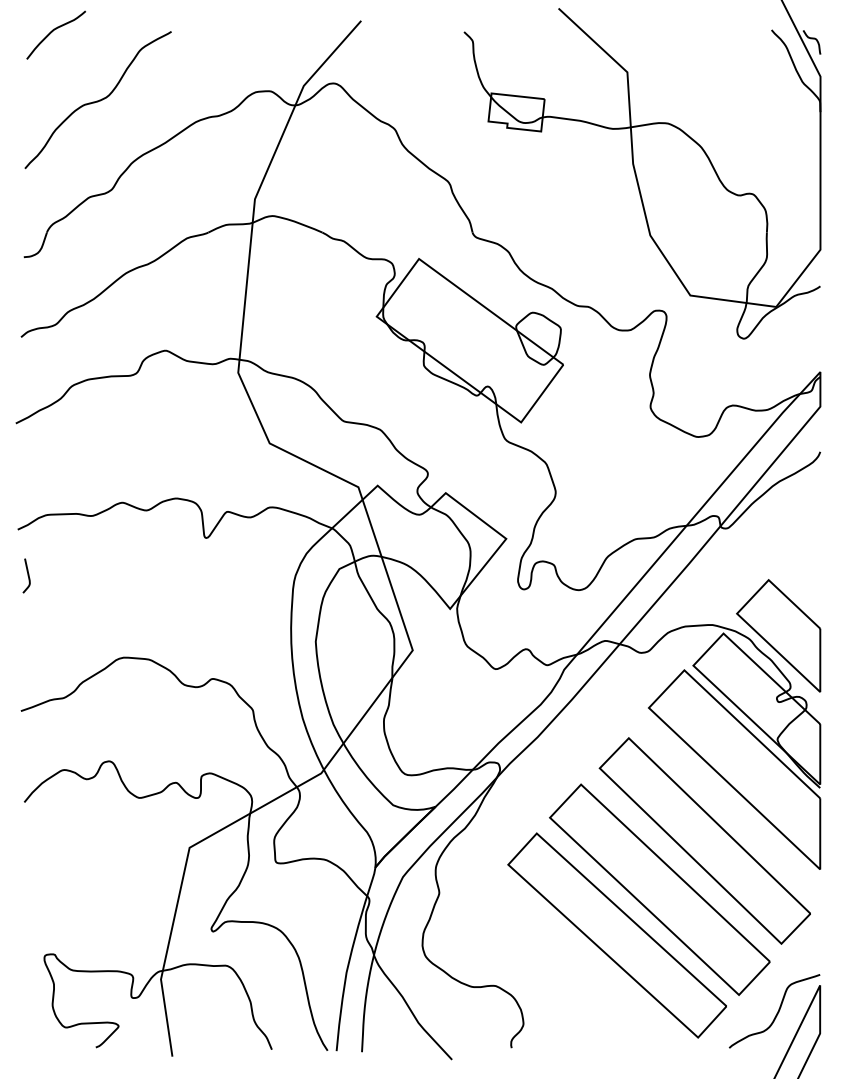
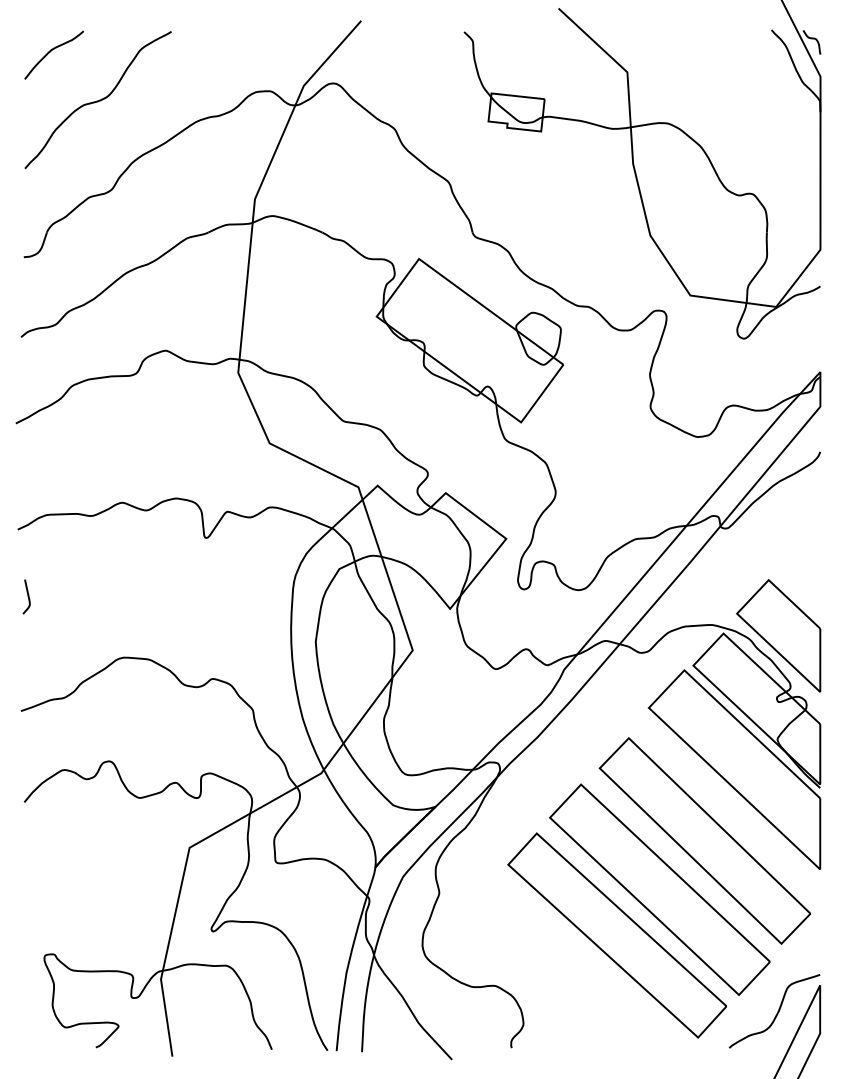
curve position: (53, 31) -> (51, 51) (51, 51)
curve position: (27, 575) -> (27, 596) (27, 596)
